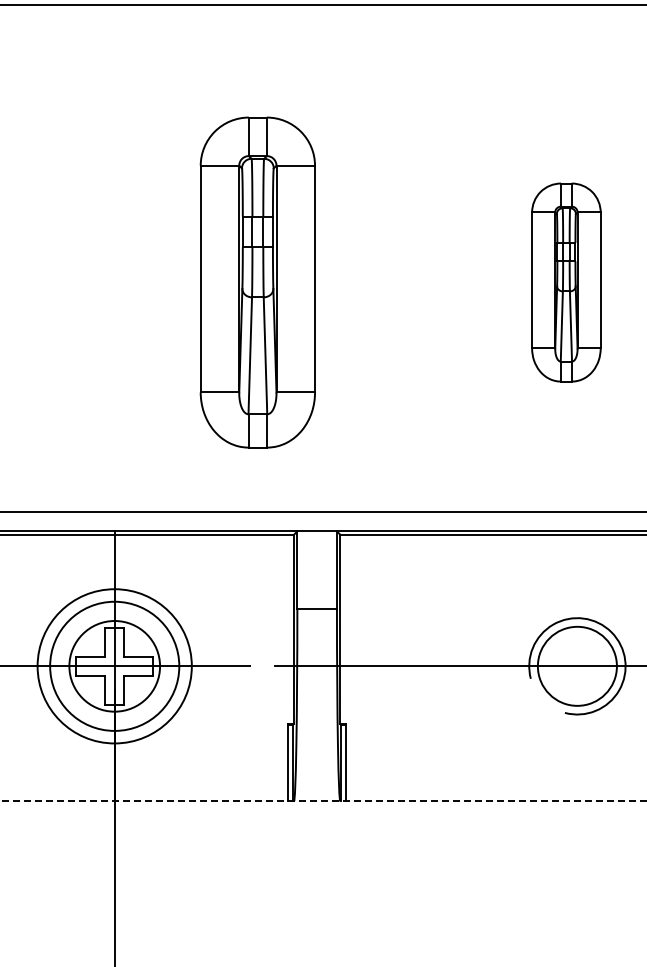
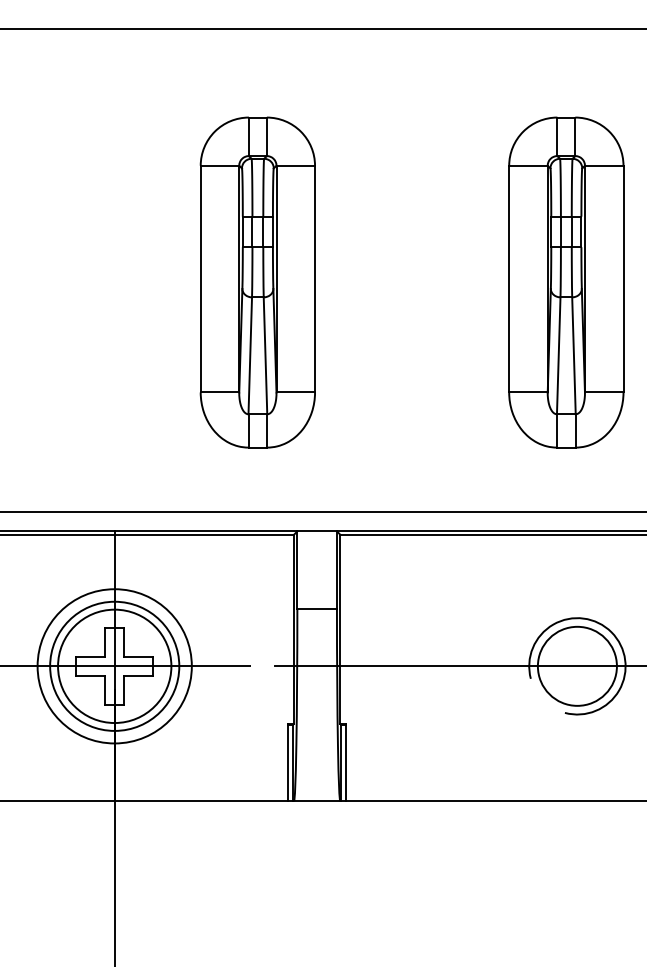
line position: (322, 5) -> (322, 29) (322, 29)
part size: 71x201 px -> 117x333 px (566, 282)
circle diameter: 91 px -> 113 px (114, 666)
line: dashed -> solid (323, 801)
